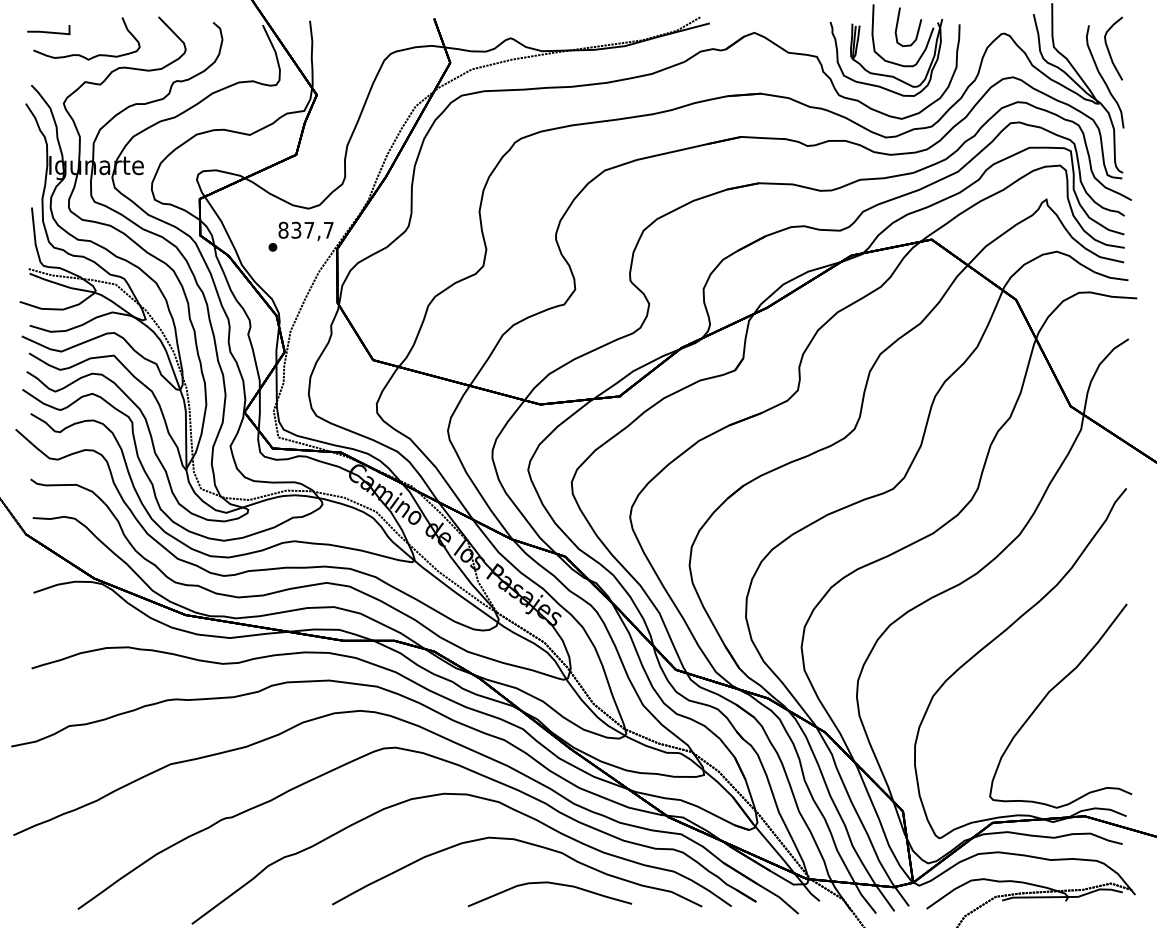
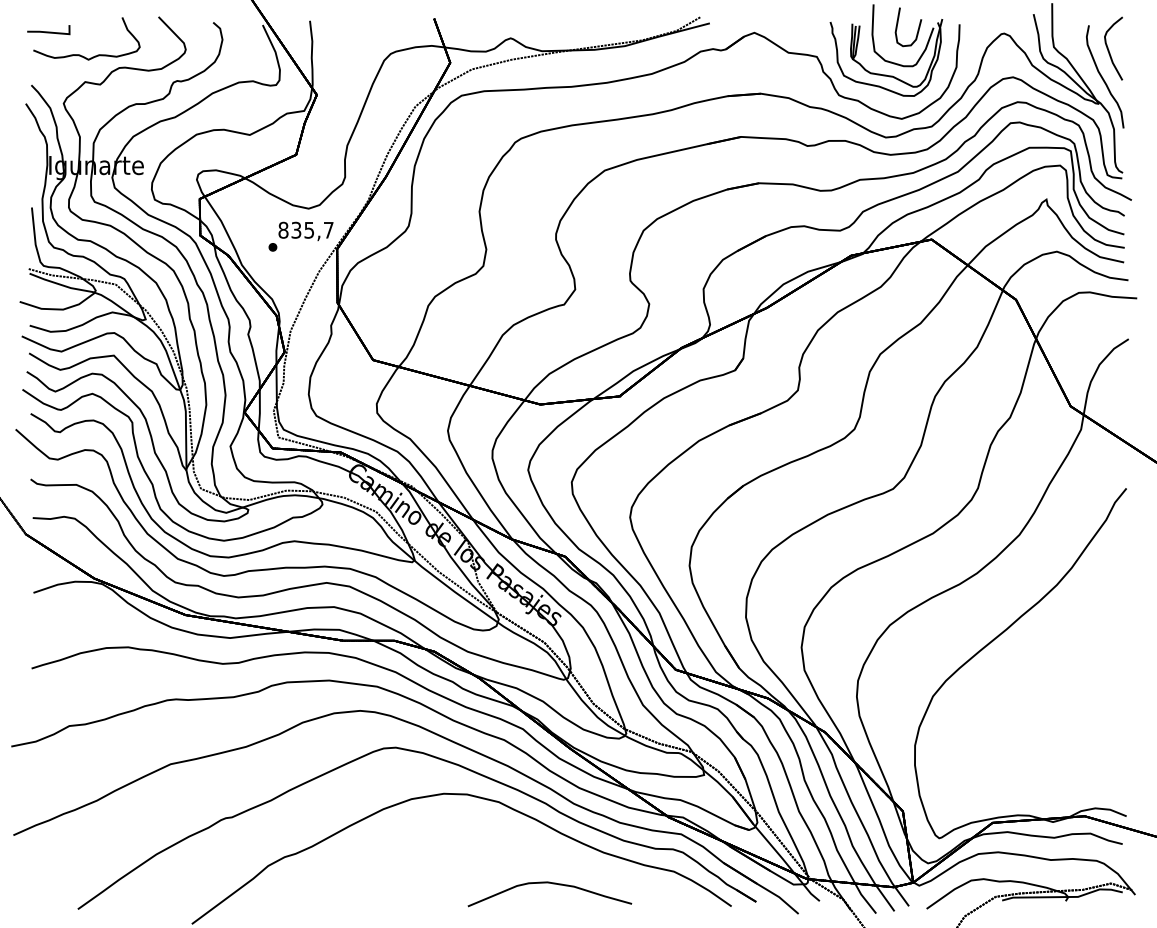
text: 837,7 -> 835,7 (309, 230)
curve: present -> none (1049, 693)
part: present -> none (524, 843)
